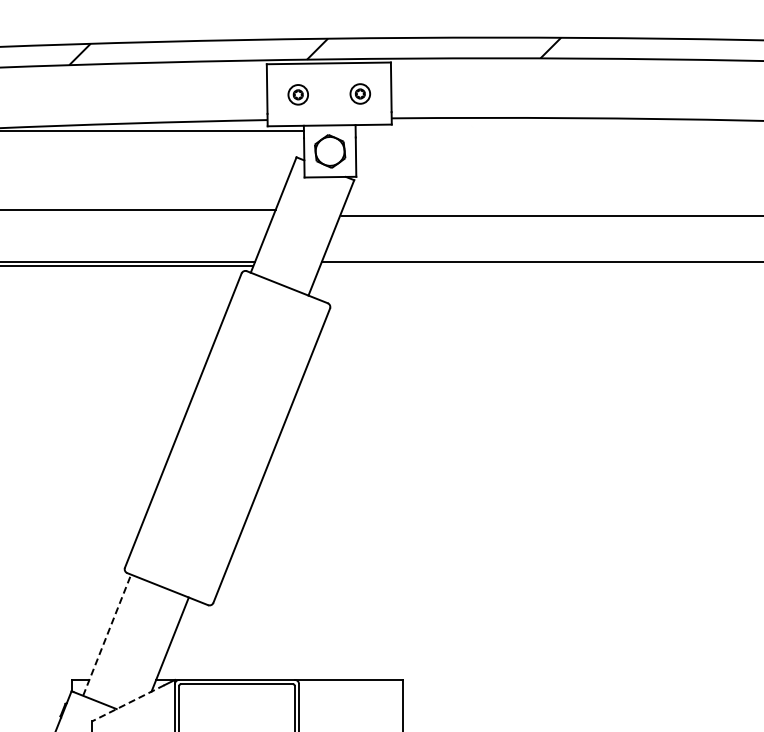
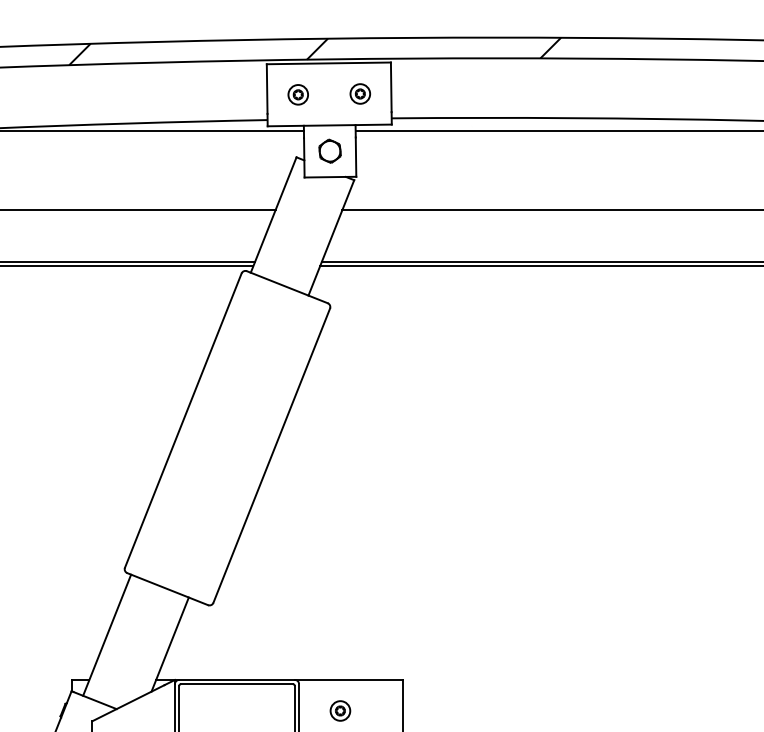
line: none -> present (557, 130)
part size: 33x35 px -> 24x26 px (329, 150)
line position: (551, 216) -> (551, 210) (551, 210)
line: none -> present (540, 266)
line: dashed -> solid (107, 634)
line: dashed -> solid (127, 703)
part: none -> present (340, 710)
